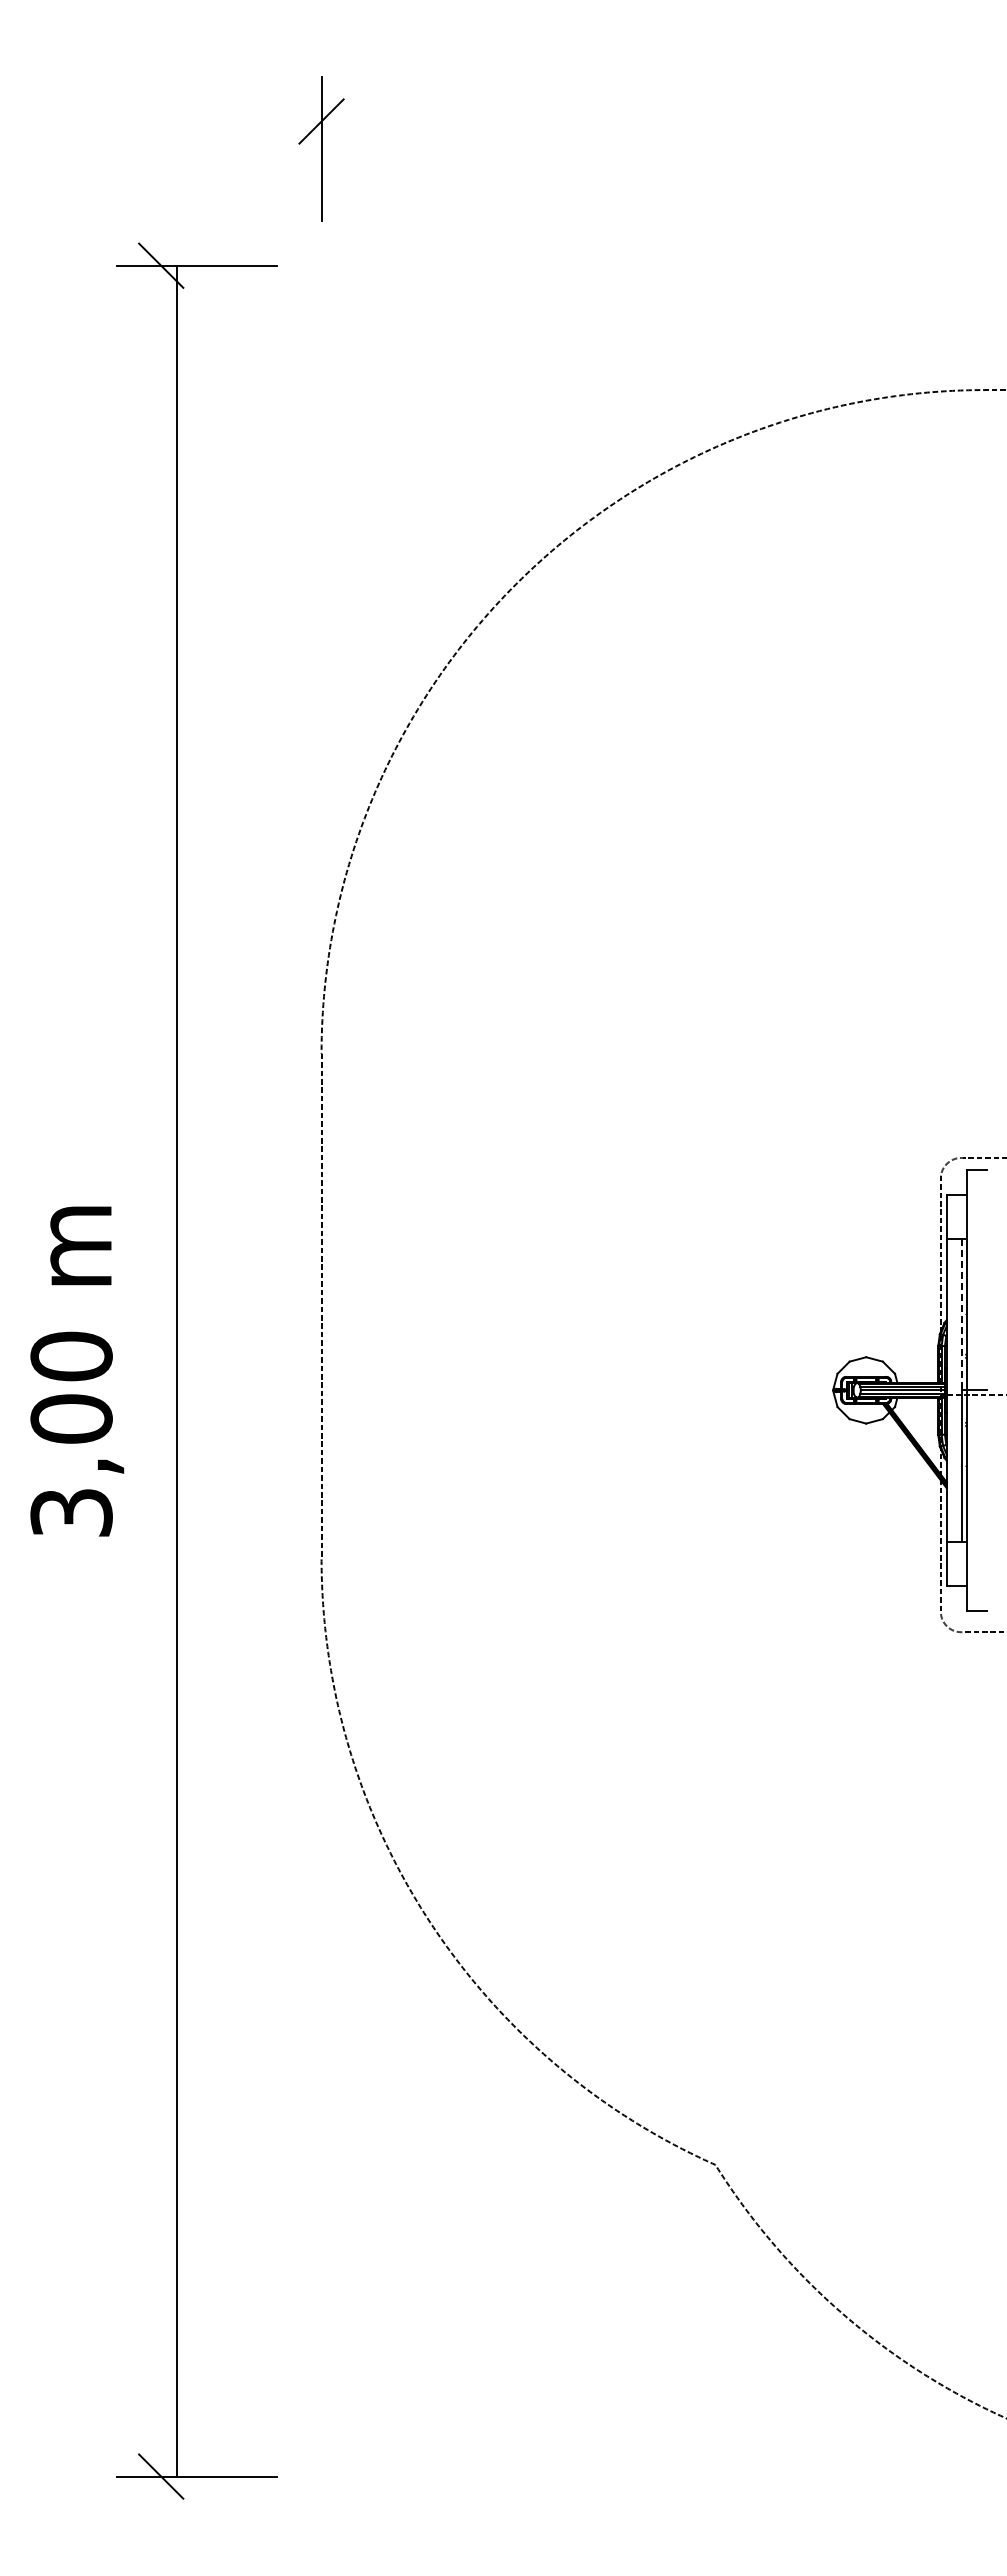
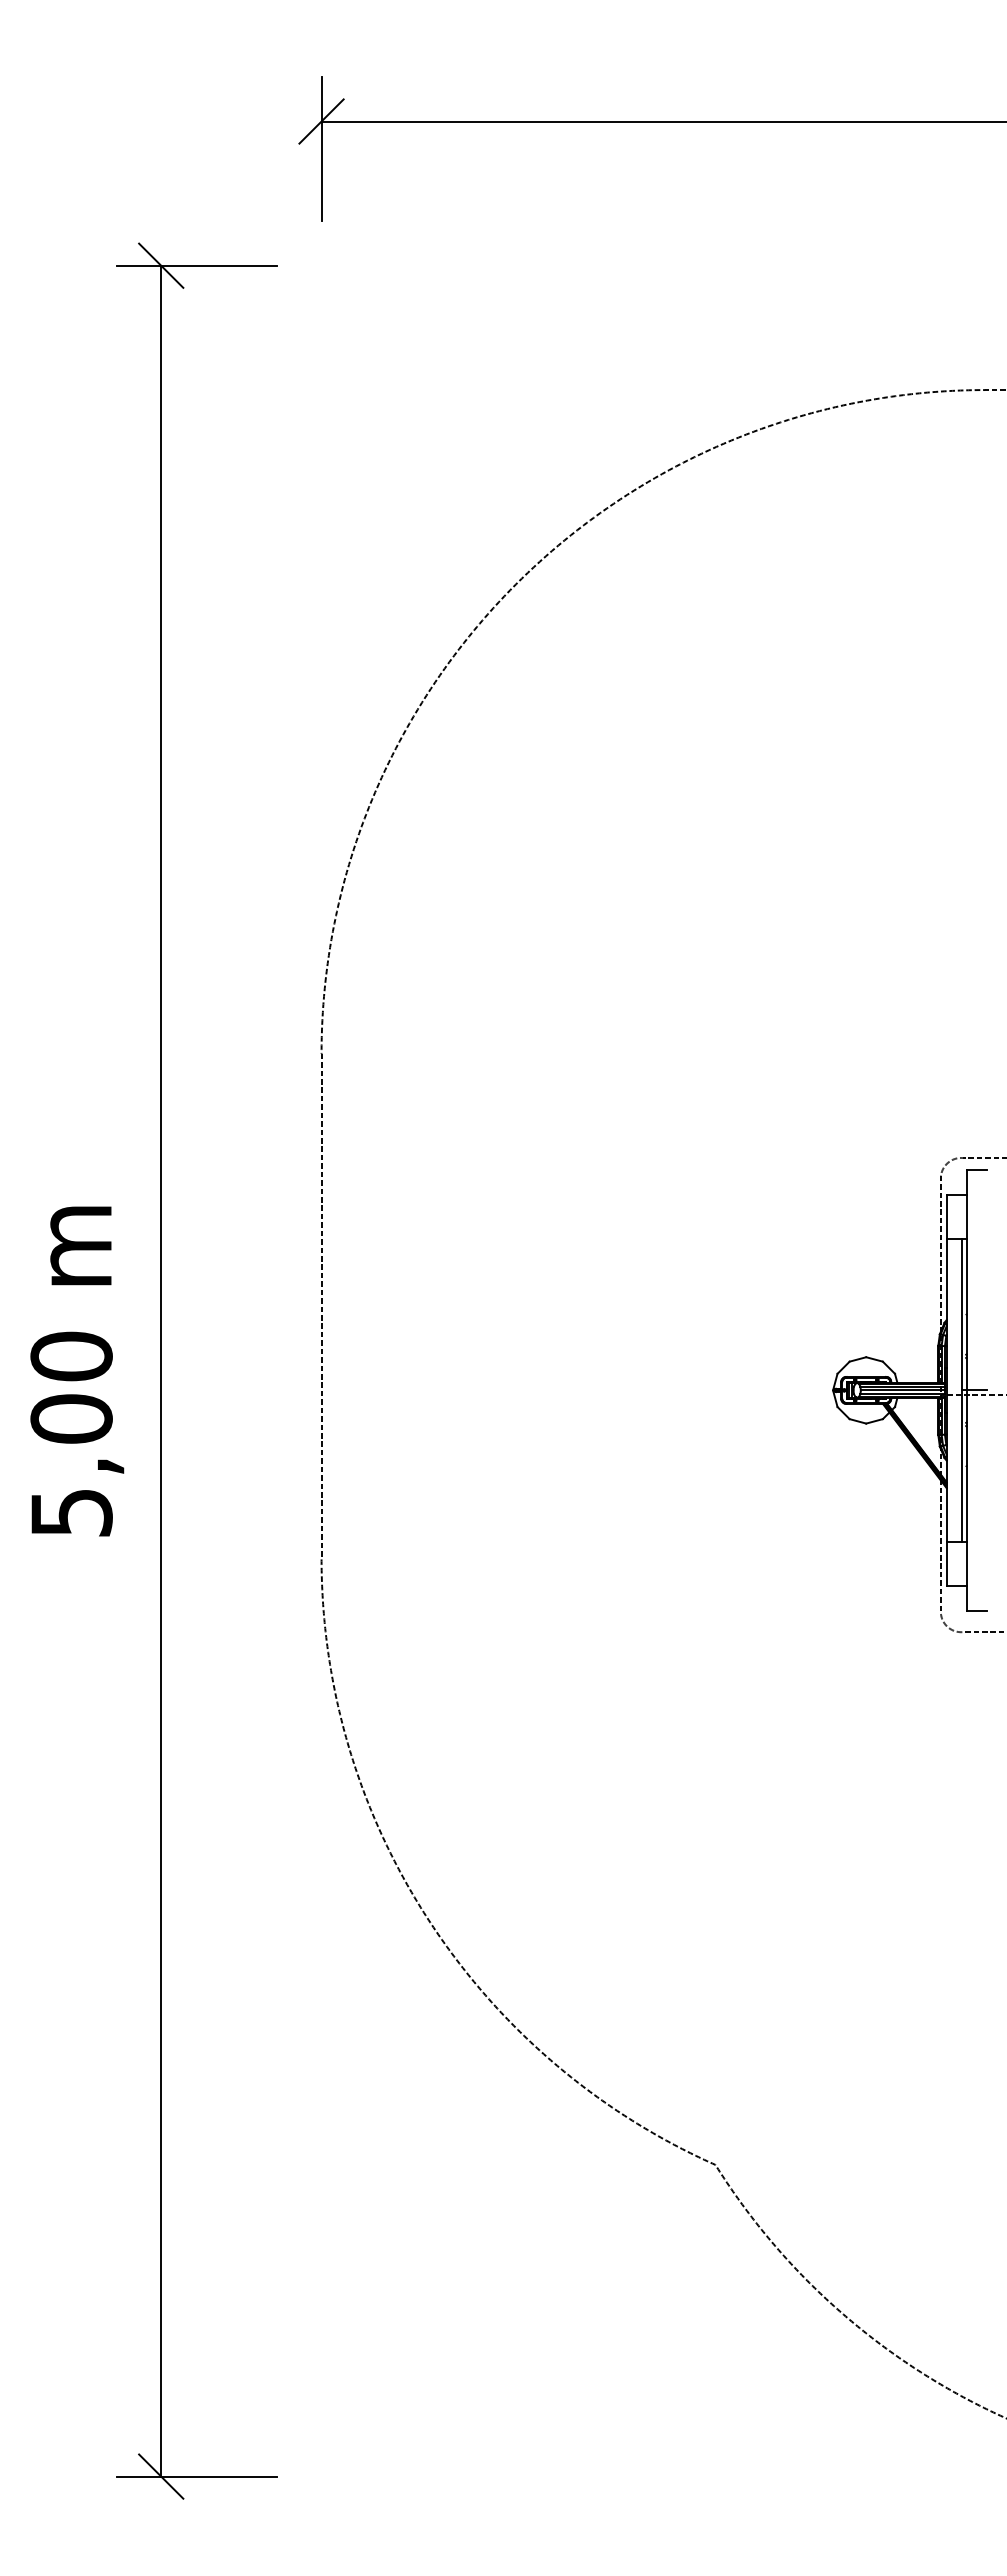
line: none -> present (662, 121)
line: dashed -> solid (962, 1314)
line position: (177, 1370) -> (161, 1370) (161, 1370)
text: 3,00 -> 5,00 (71, 1512)
